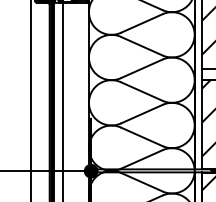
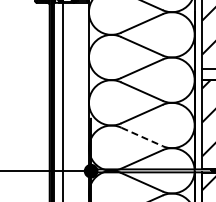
line: present -> none (31, 100)
line: solid -> dashed (142, 137)
